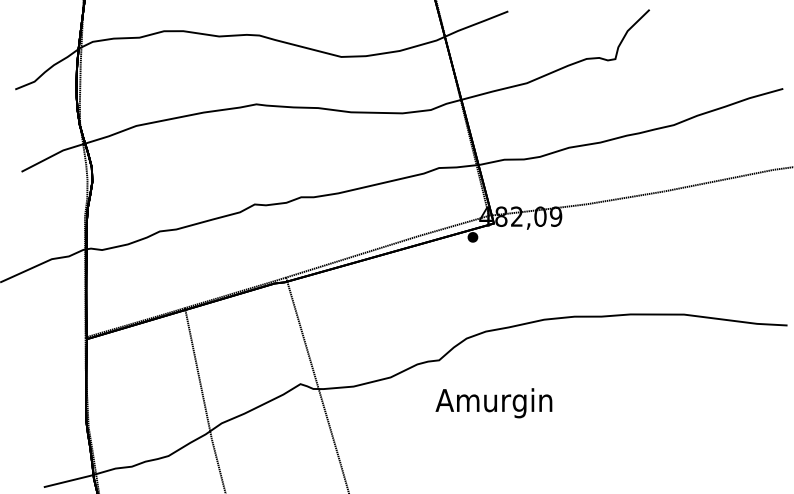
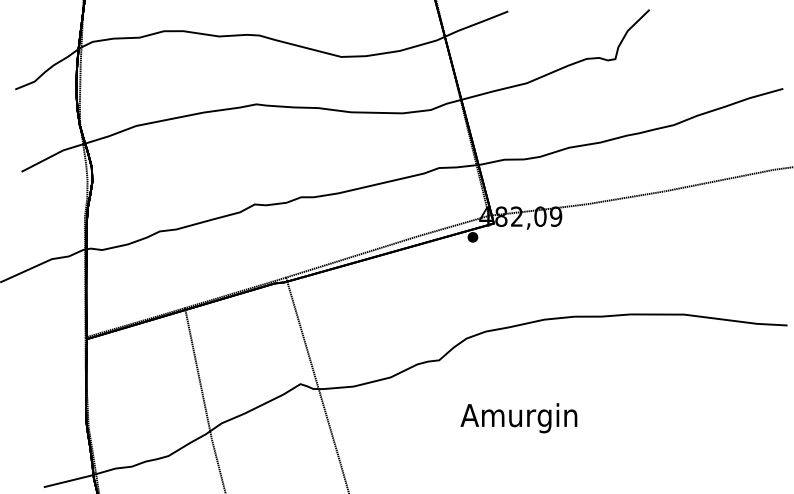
text position: (493, 403) -> (518, 418) (518, 418)
